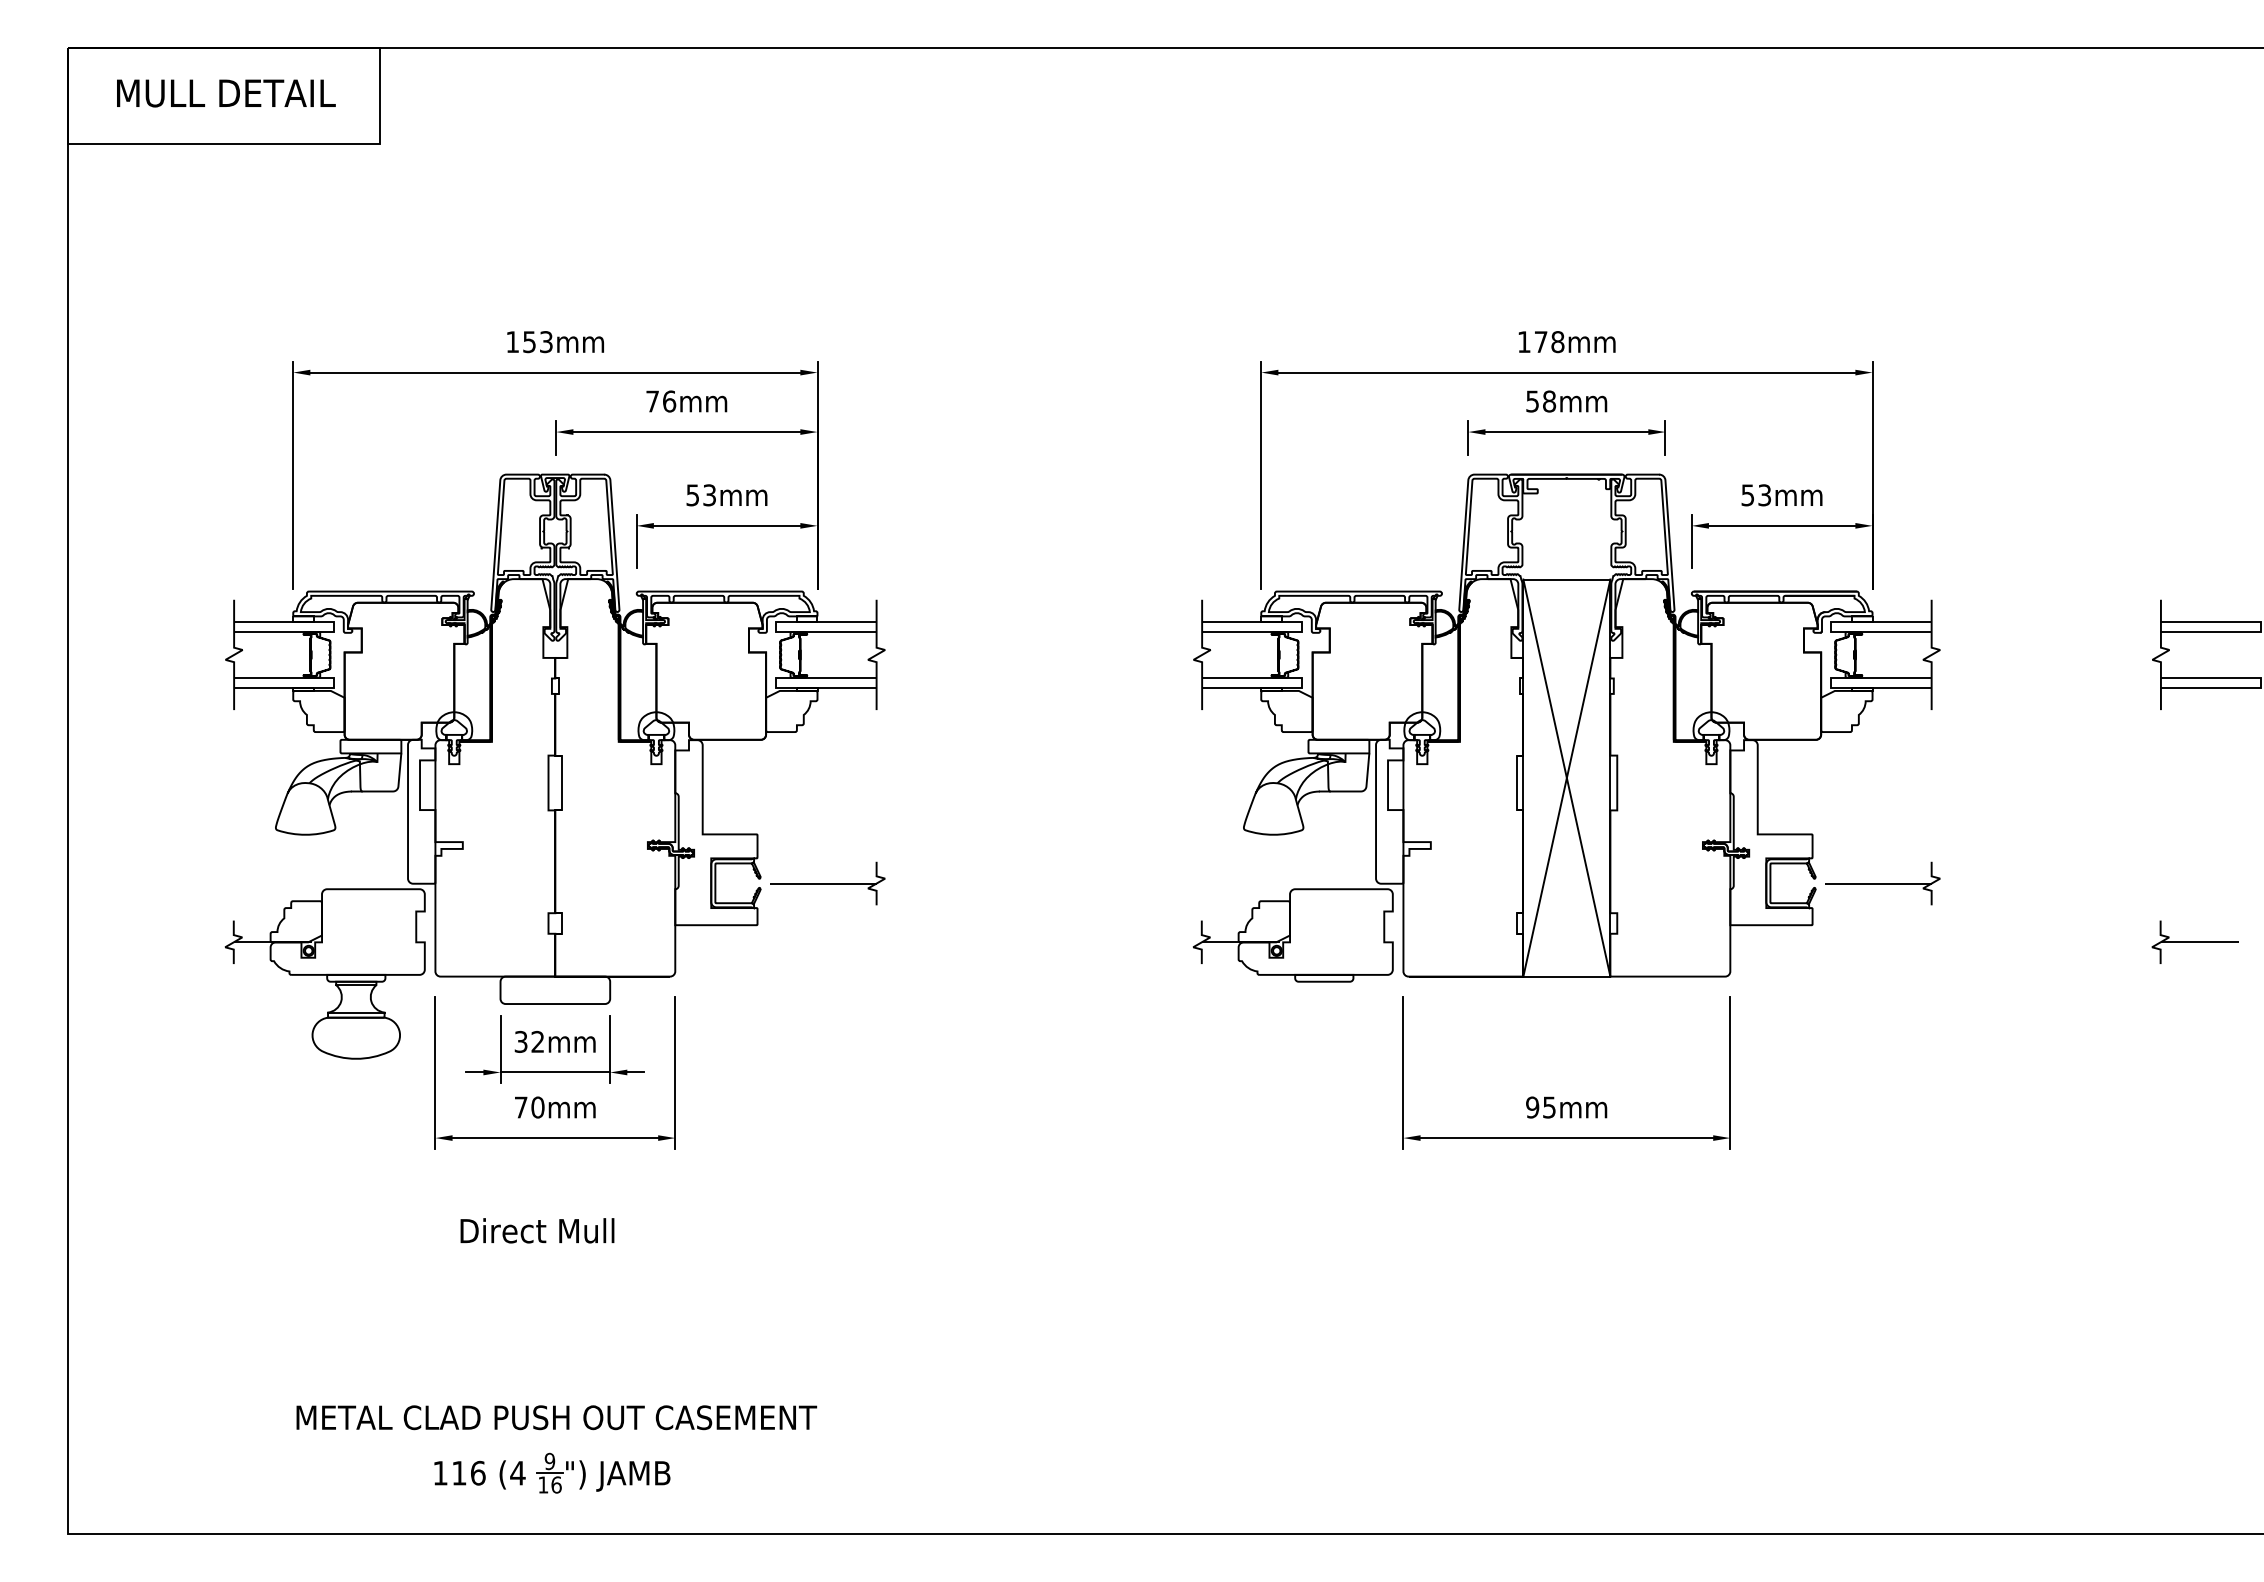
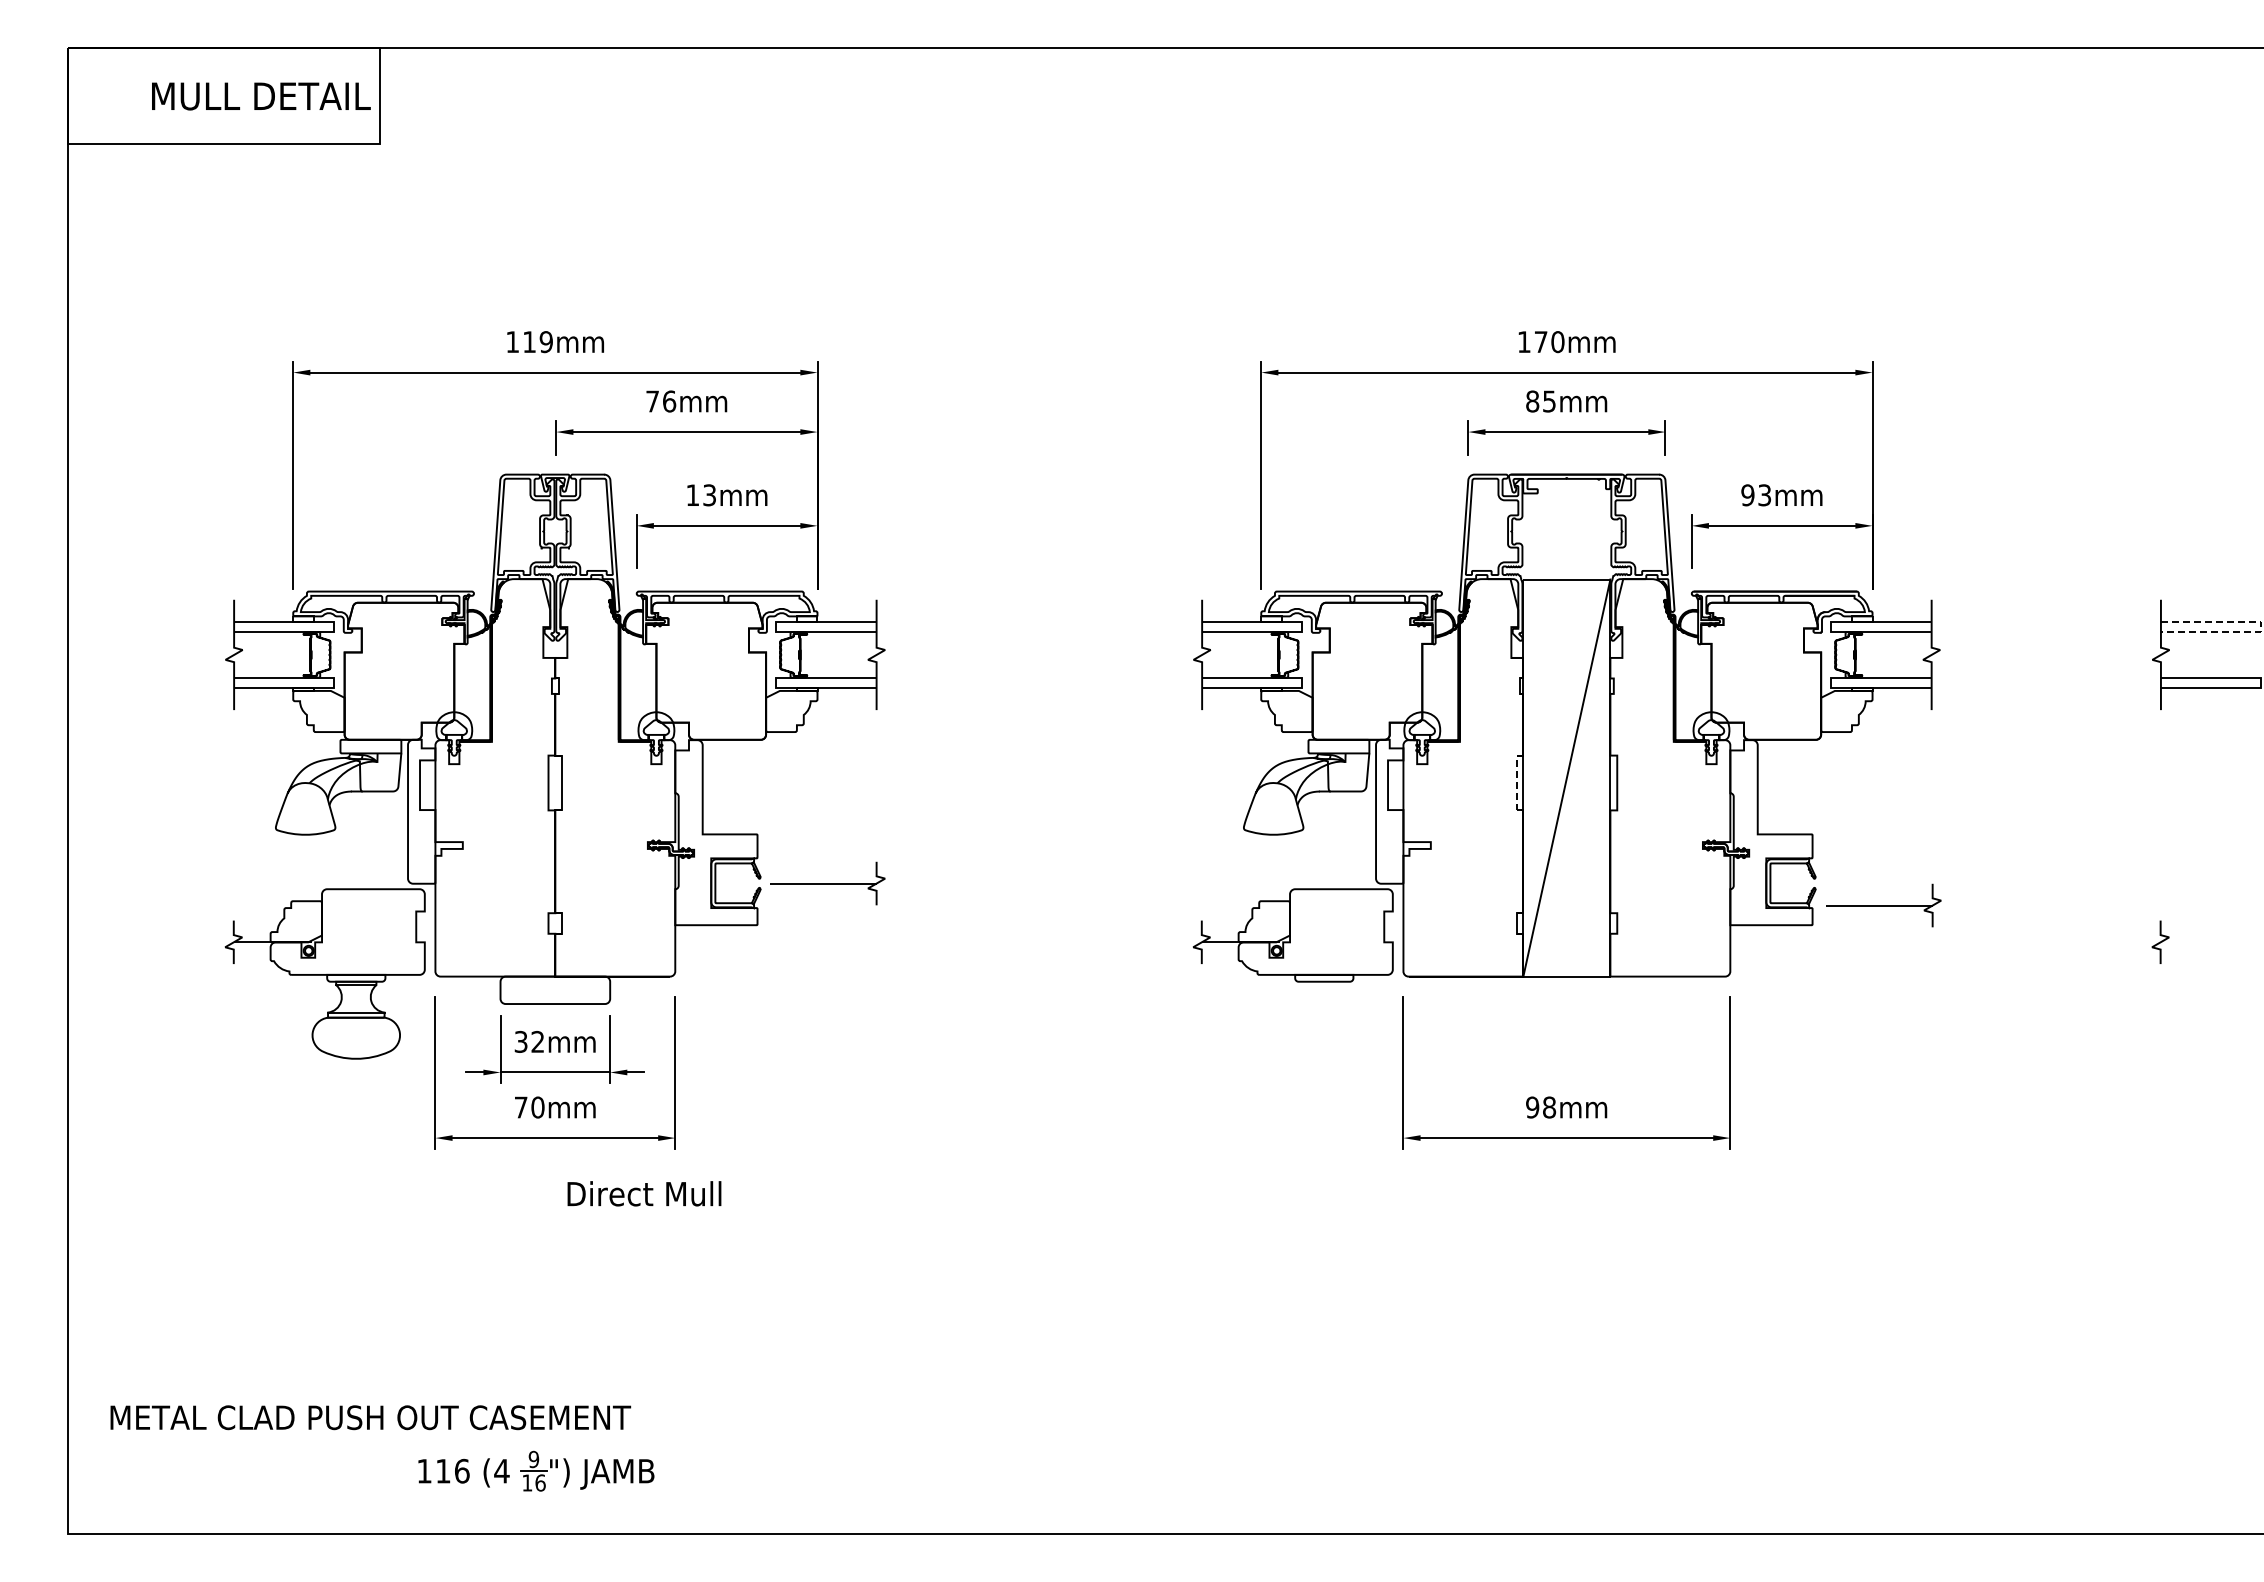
text position: (226, 93) -> (261, 96) (261, 96)
text: 178mm -> 170mm (1557, 341)
text: 153mm -> 119mm (537, 342)
text: 58mm -> 85mm (1541, 401)
text: 53mm -> 13mm (692, 495)
text: 53mm -> 93mm (1747, 495)
line: solid -> dashed (2261, 627)
line: present -> none (1566, 777)
line: solid -> dashed (1516, 783)
part position: (1882, 883) -> (1883, 905) (1883, 905)
line: present -> none (2199, 942)
text: 95mm -> 98mm (1549, 1107)
text position: (537, 1230) -> (644, 1193) (644, 1193)
text position: (556, 1417) -> (370, 1417) (370, 1417)
part position: (552, 1472) -> (536, 1470) (536, 1470)
